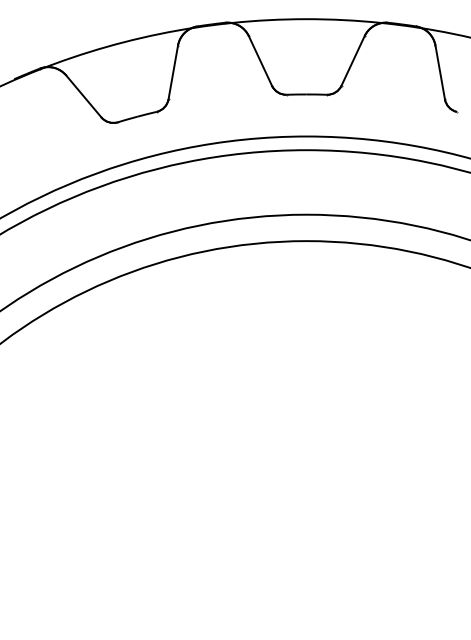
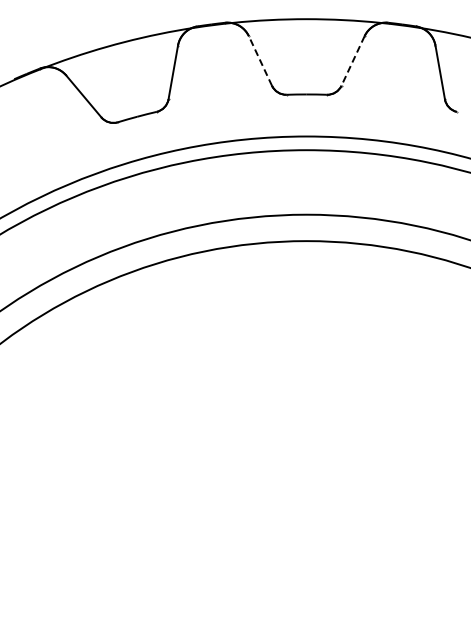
line: solid -> dashed (260, 60)
line: solid -> dashed (352, 61)
